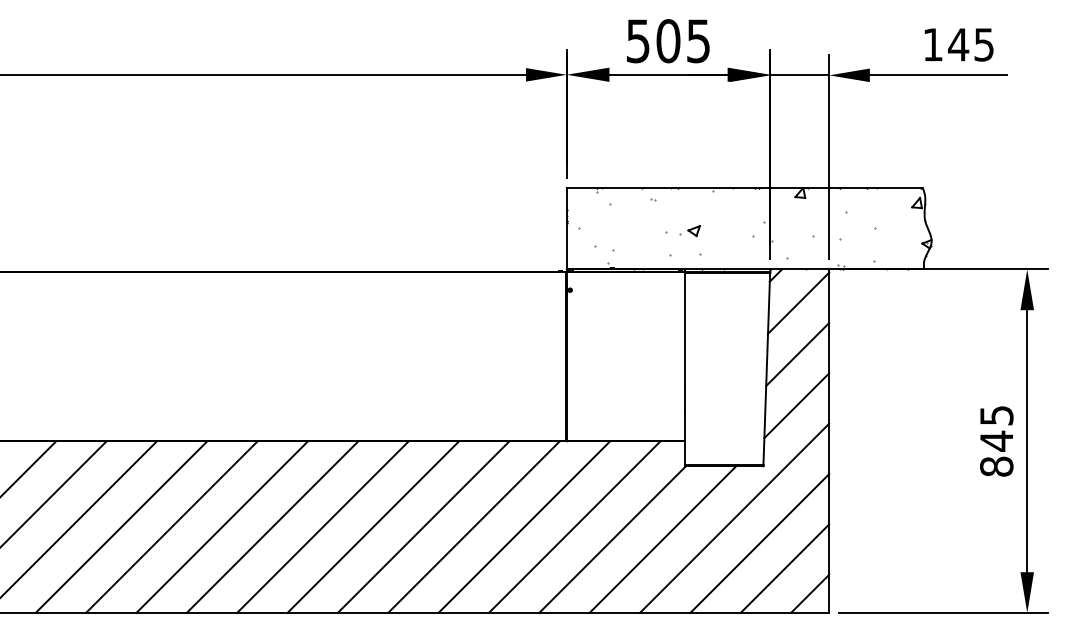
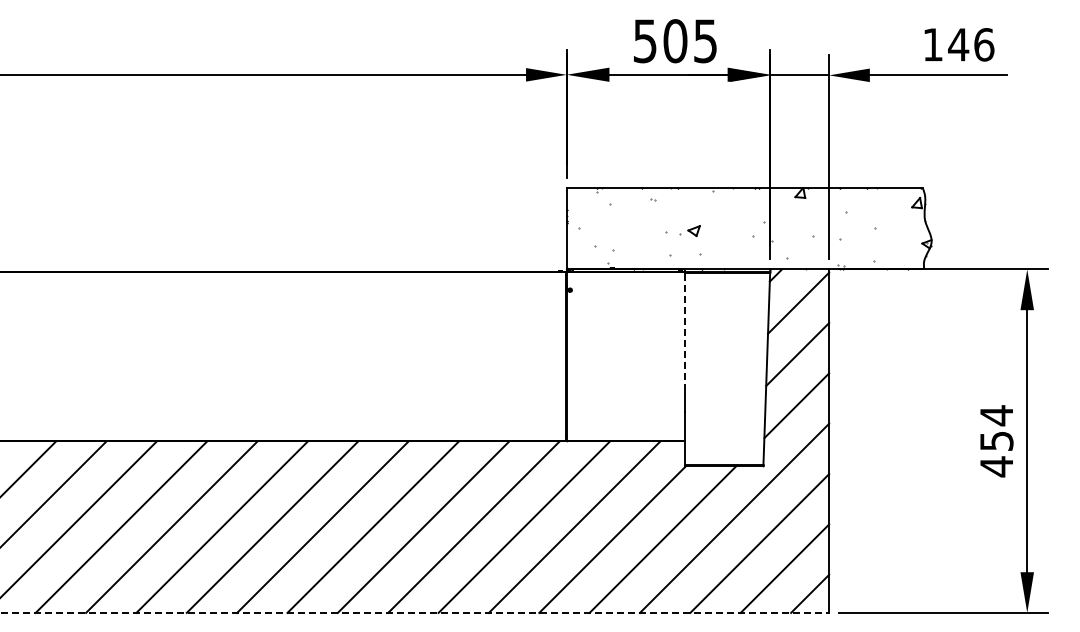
text position: (668, 41) -> (675, 41) (675, 41)
text: 145 -> 146 (984, 44)
line: solid -> dashed (684, 333)
text: 845 -> 454 (996, 441)
line: solid -> dashed (415, 612)
